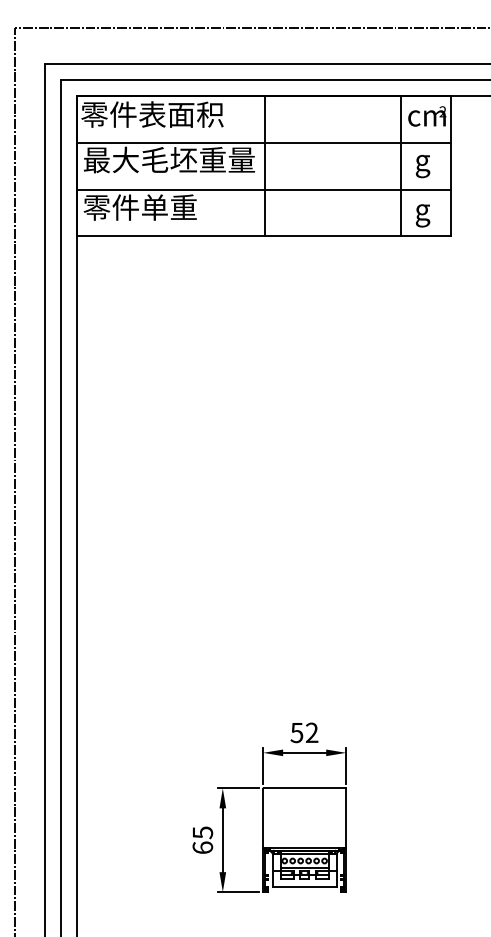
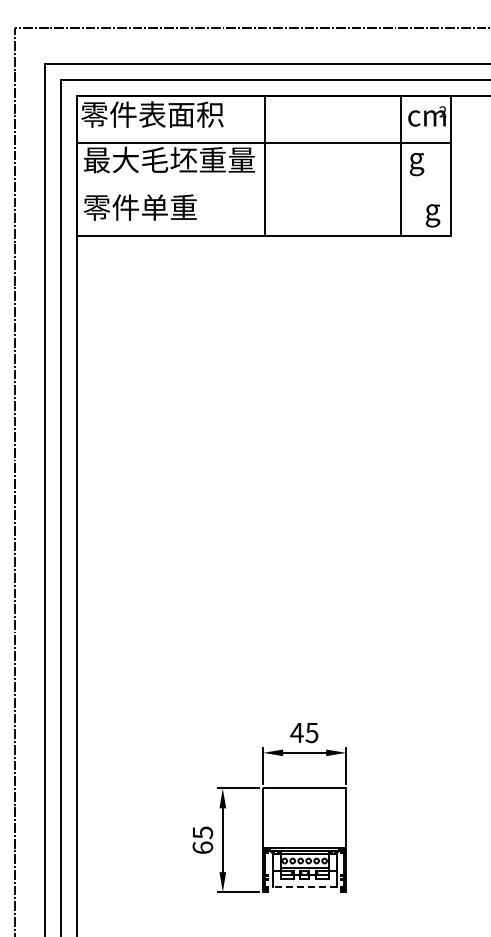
text position: (423, 166) -> (417, 164) (417, 164)
line: present -> none (264, 189)
text position: (422, 215) -> (432, 215) (432, 215)
text: 52 -> 45 (304, 732)
line: solid -> dashed (304, 887)
